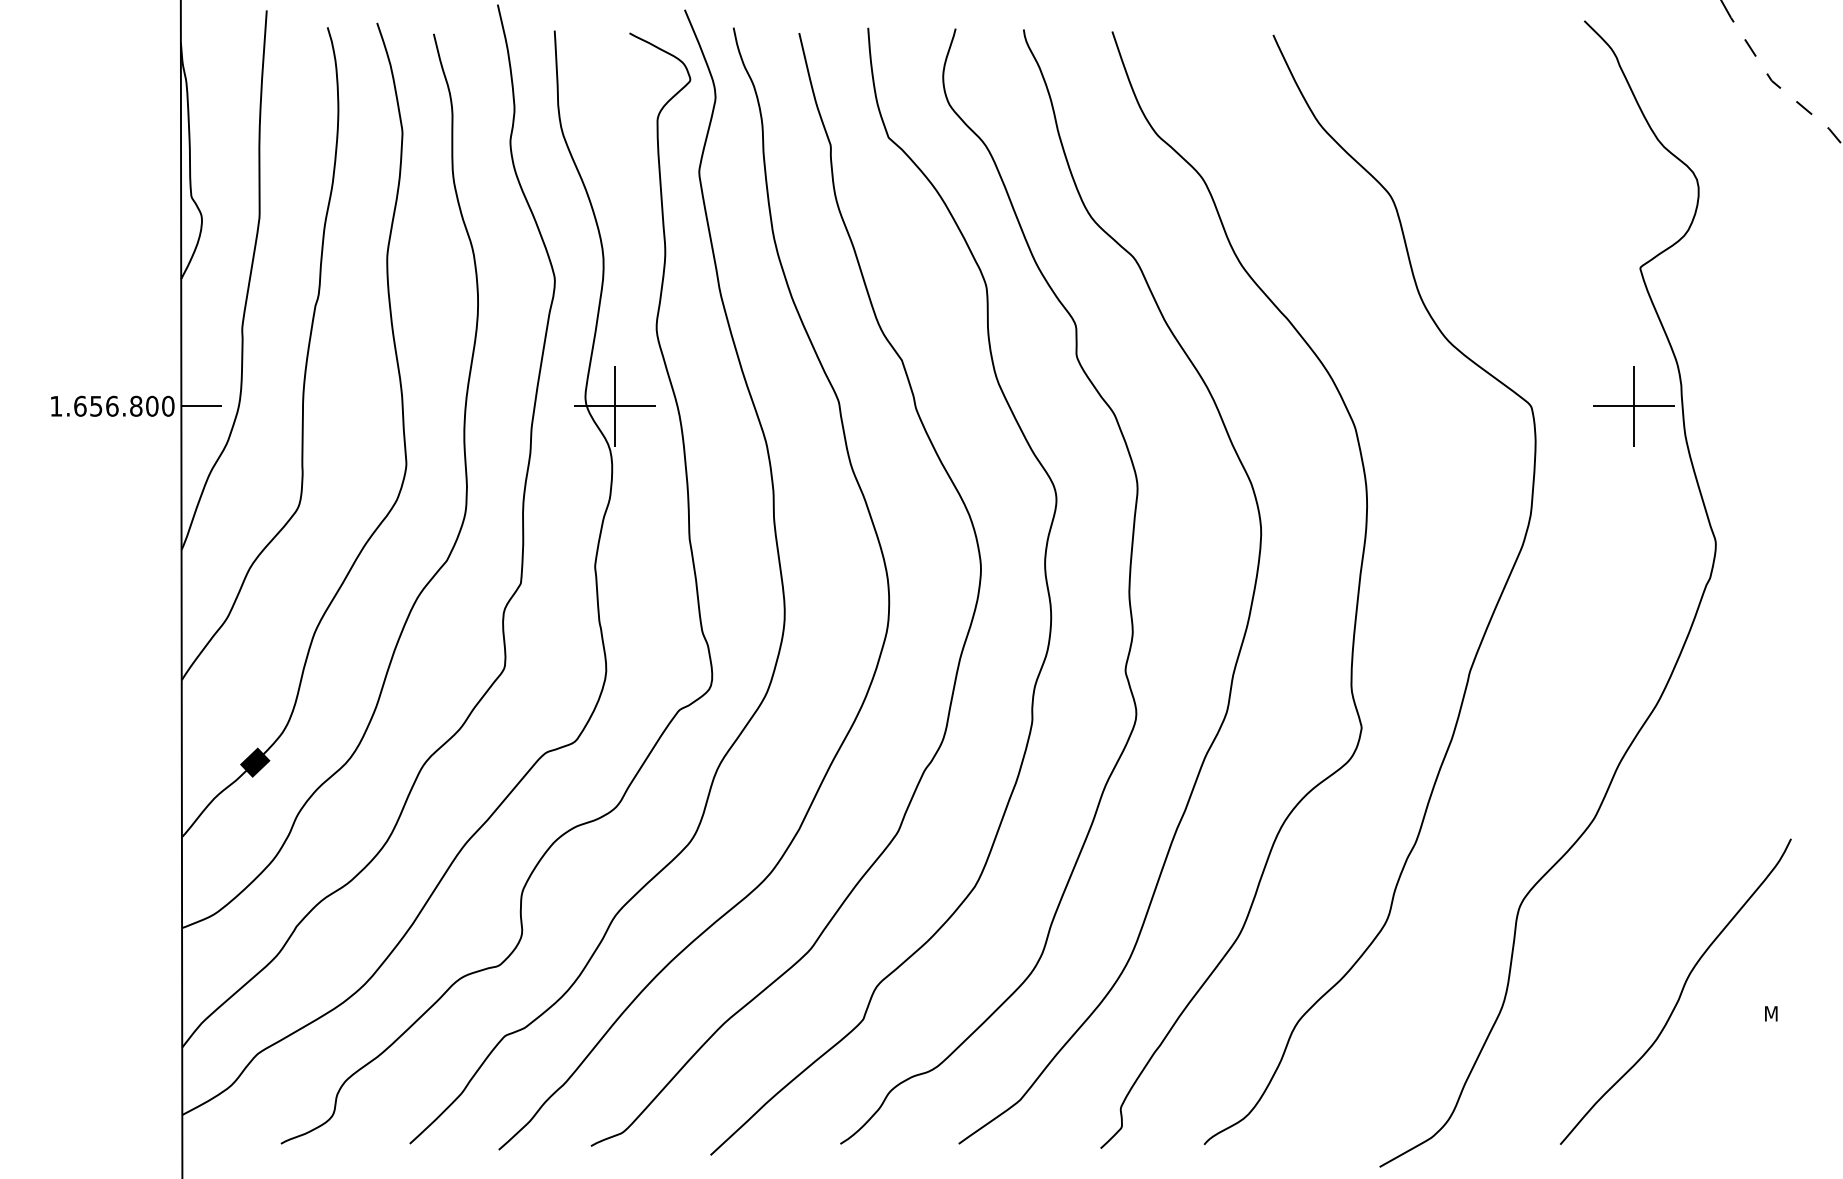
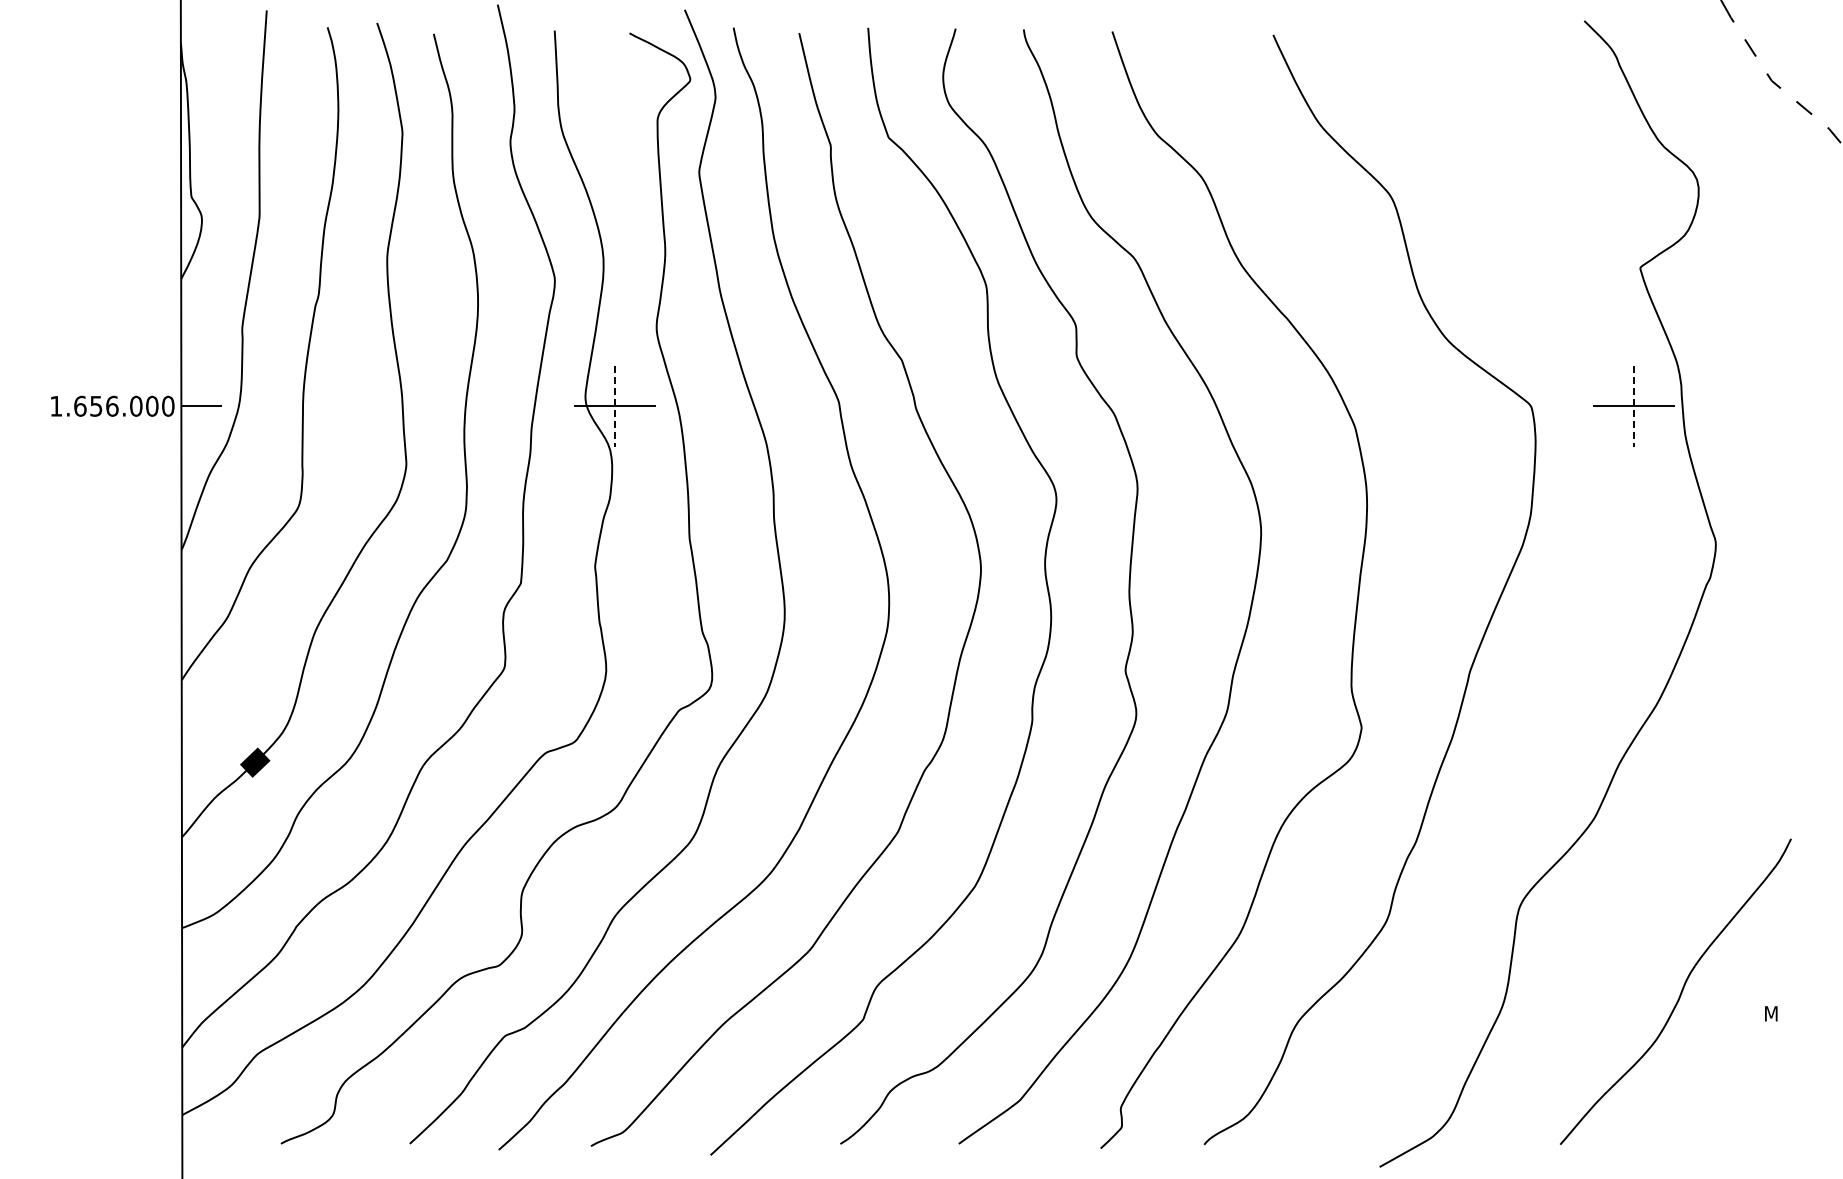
text: 1.656.800 -> 1.656.000 (136, 406)
line: solid -> dashed (614, 406)
line: solid -> dashed (1633, 406)
